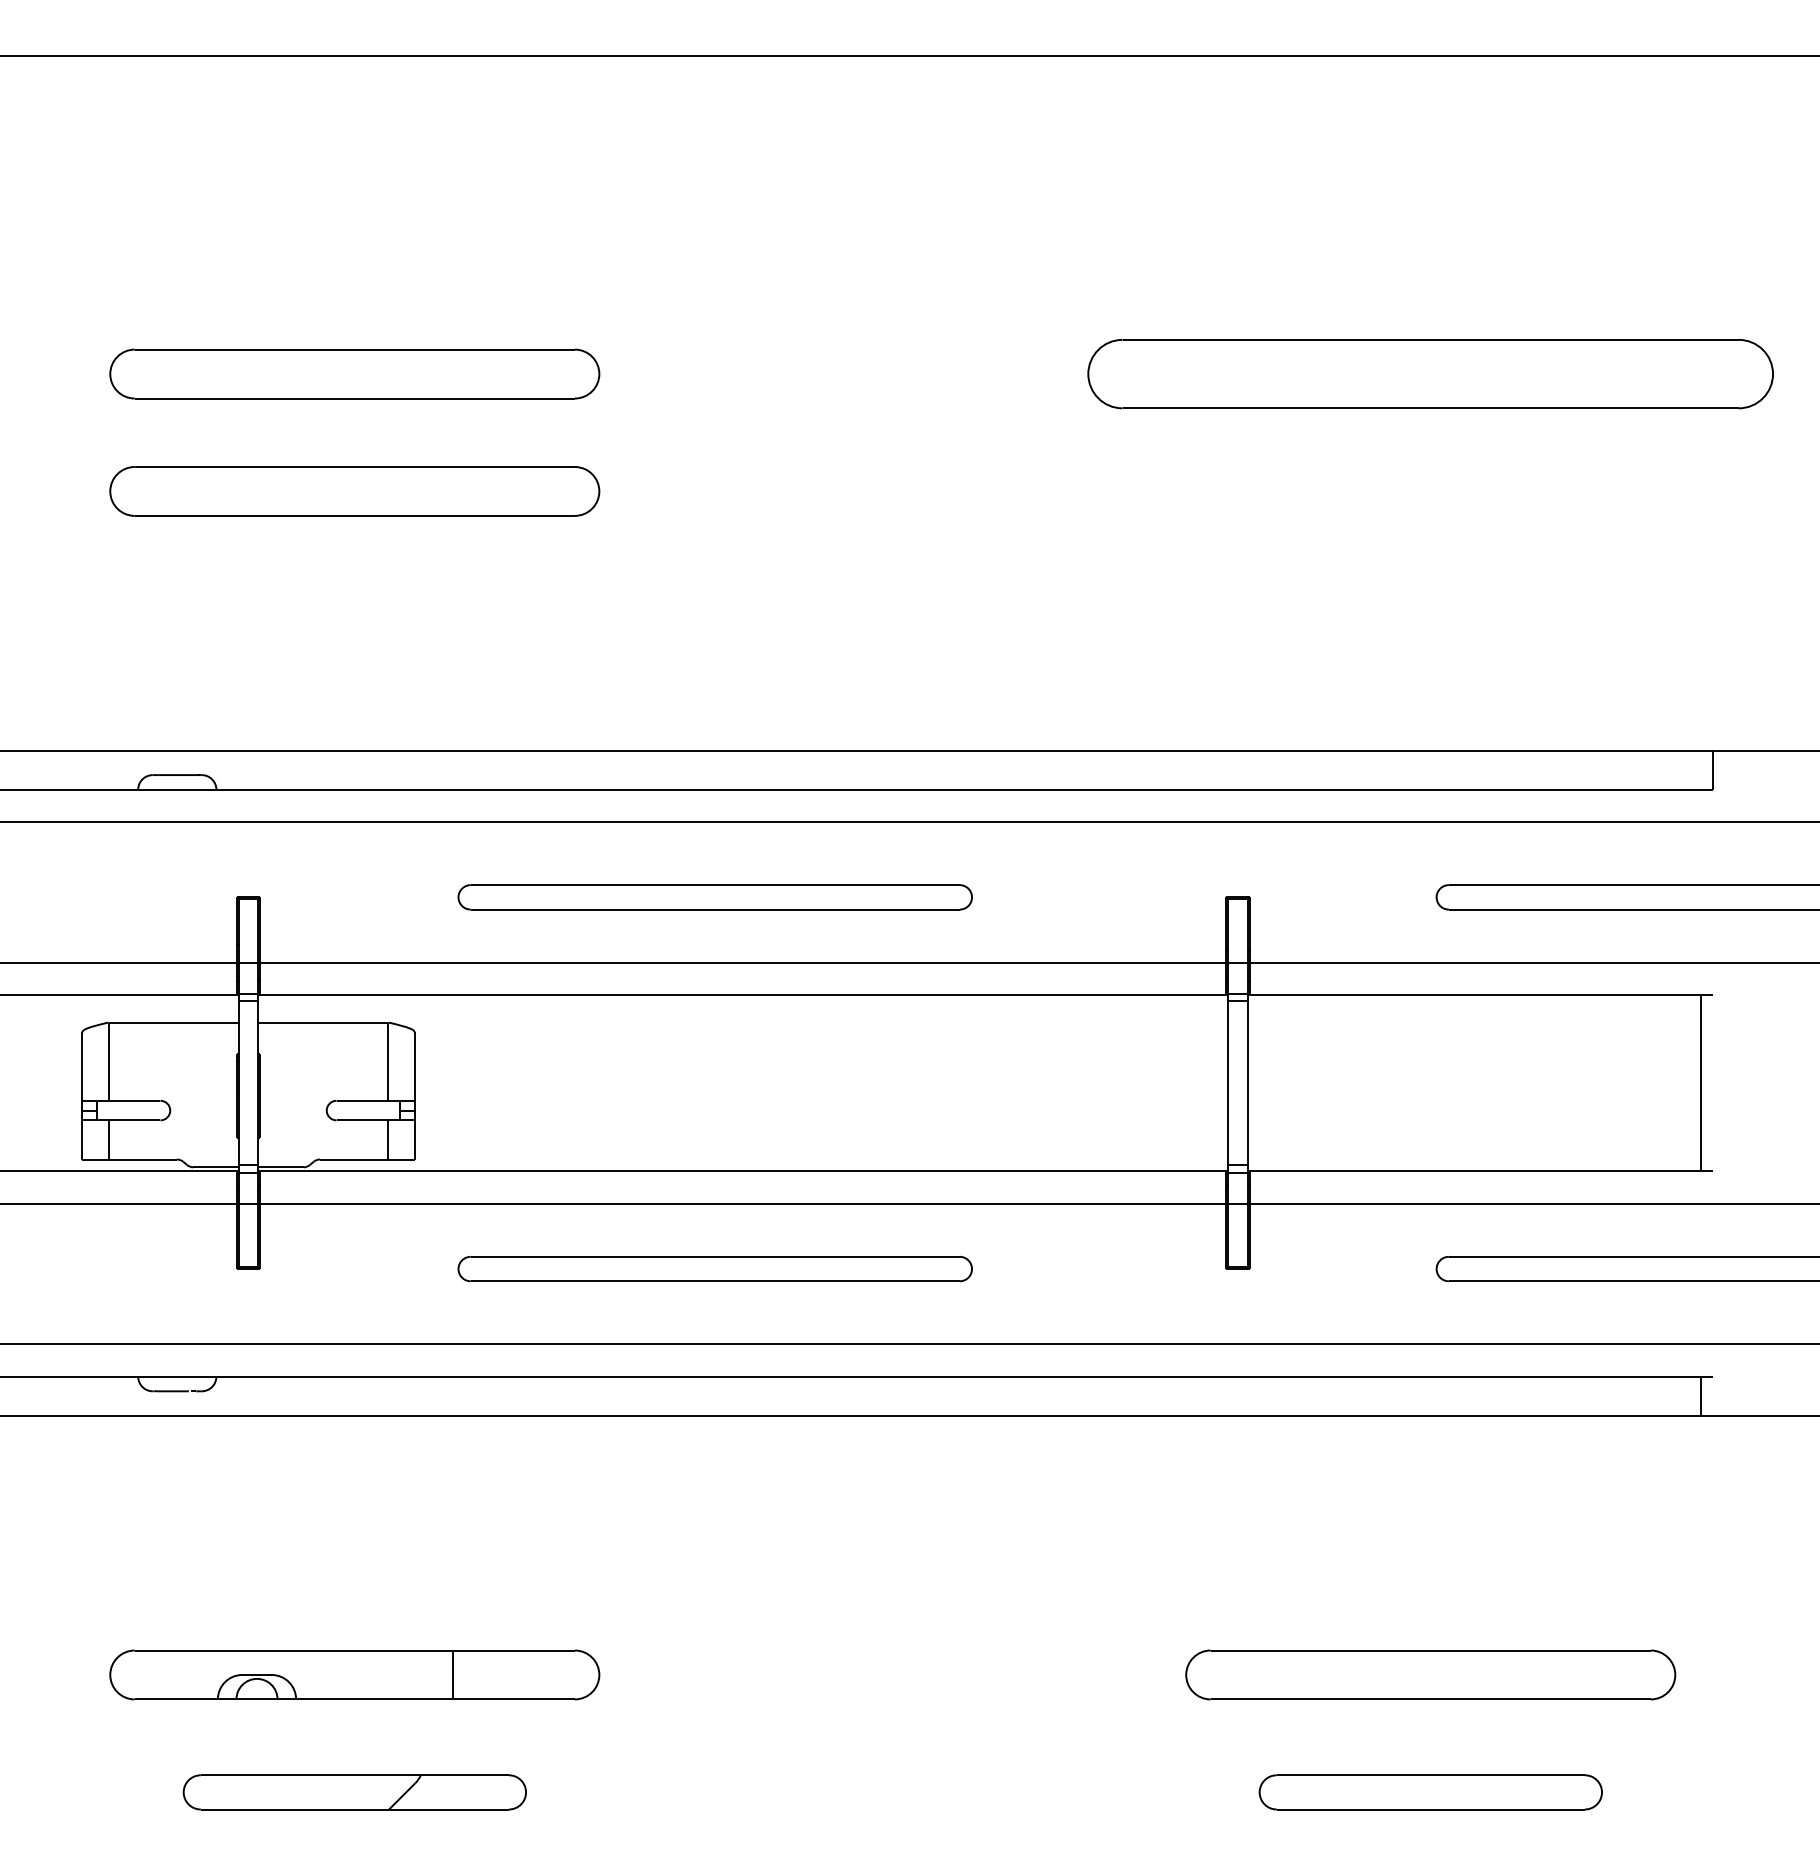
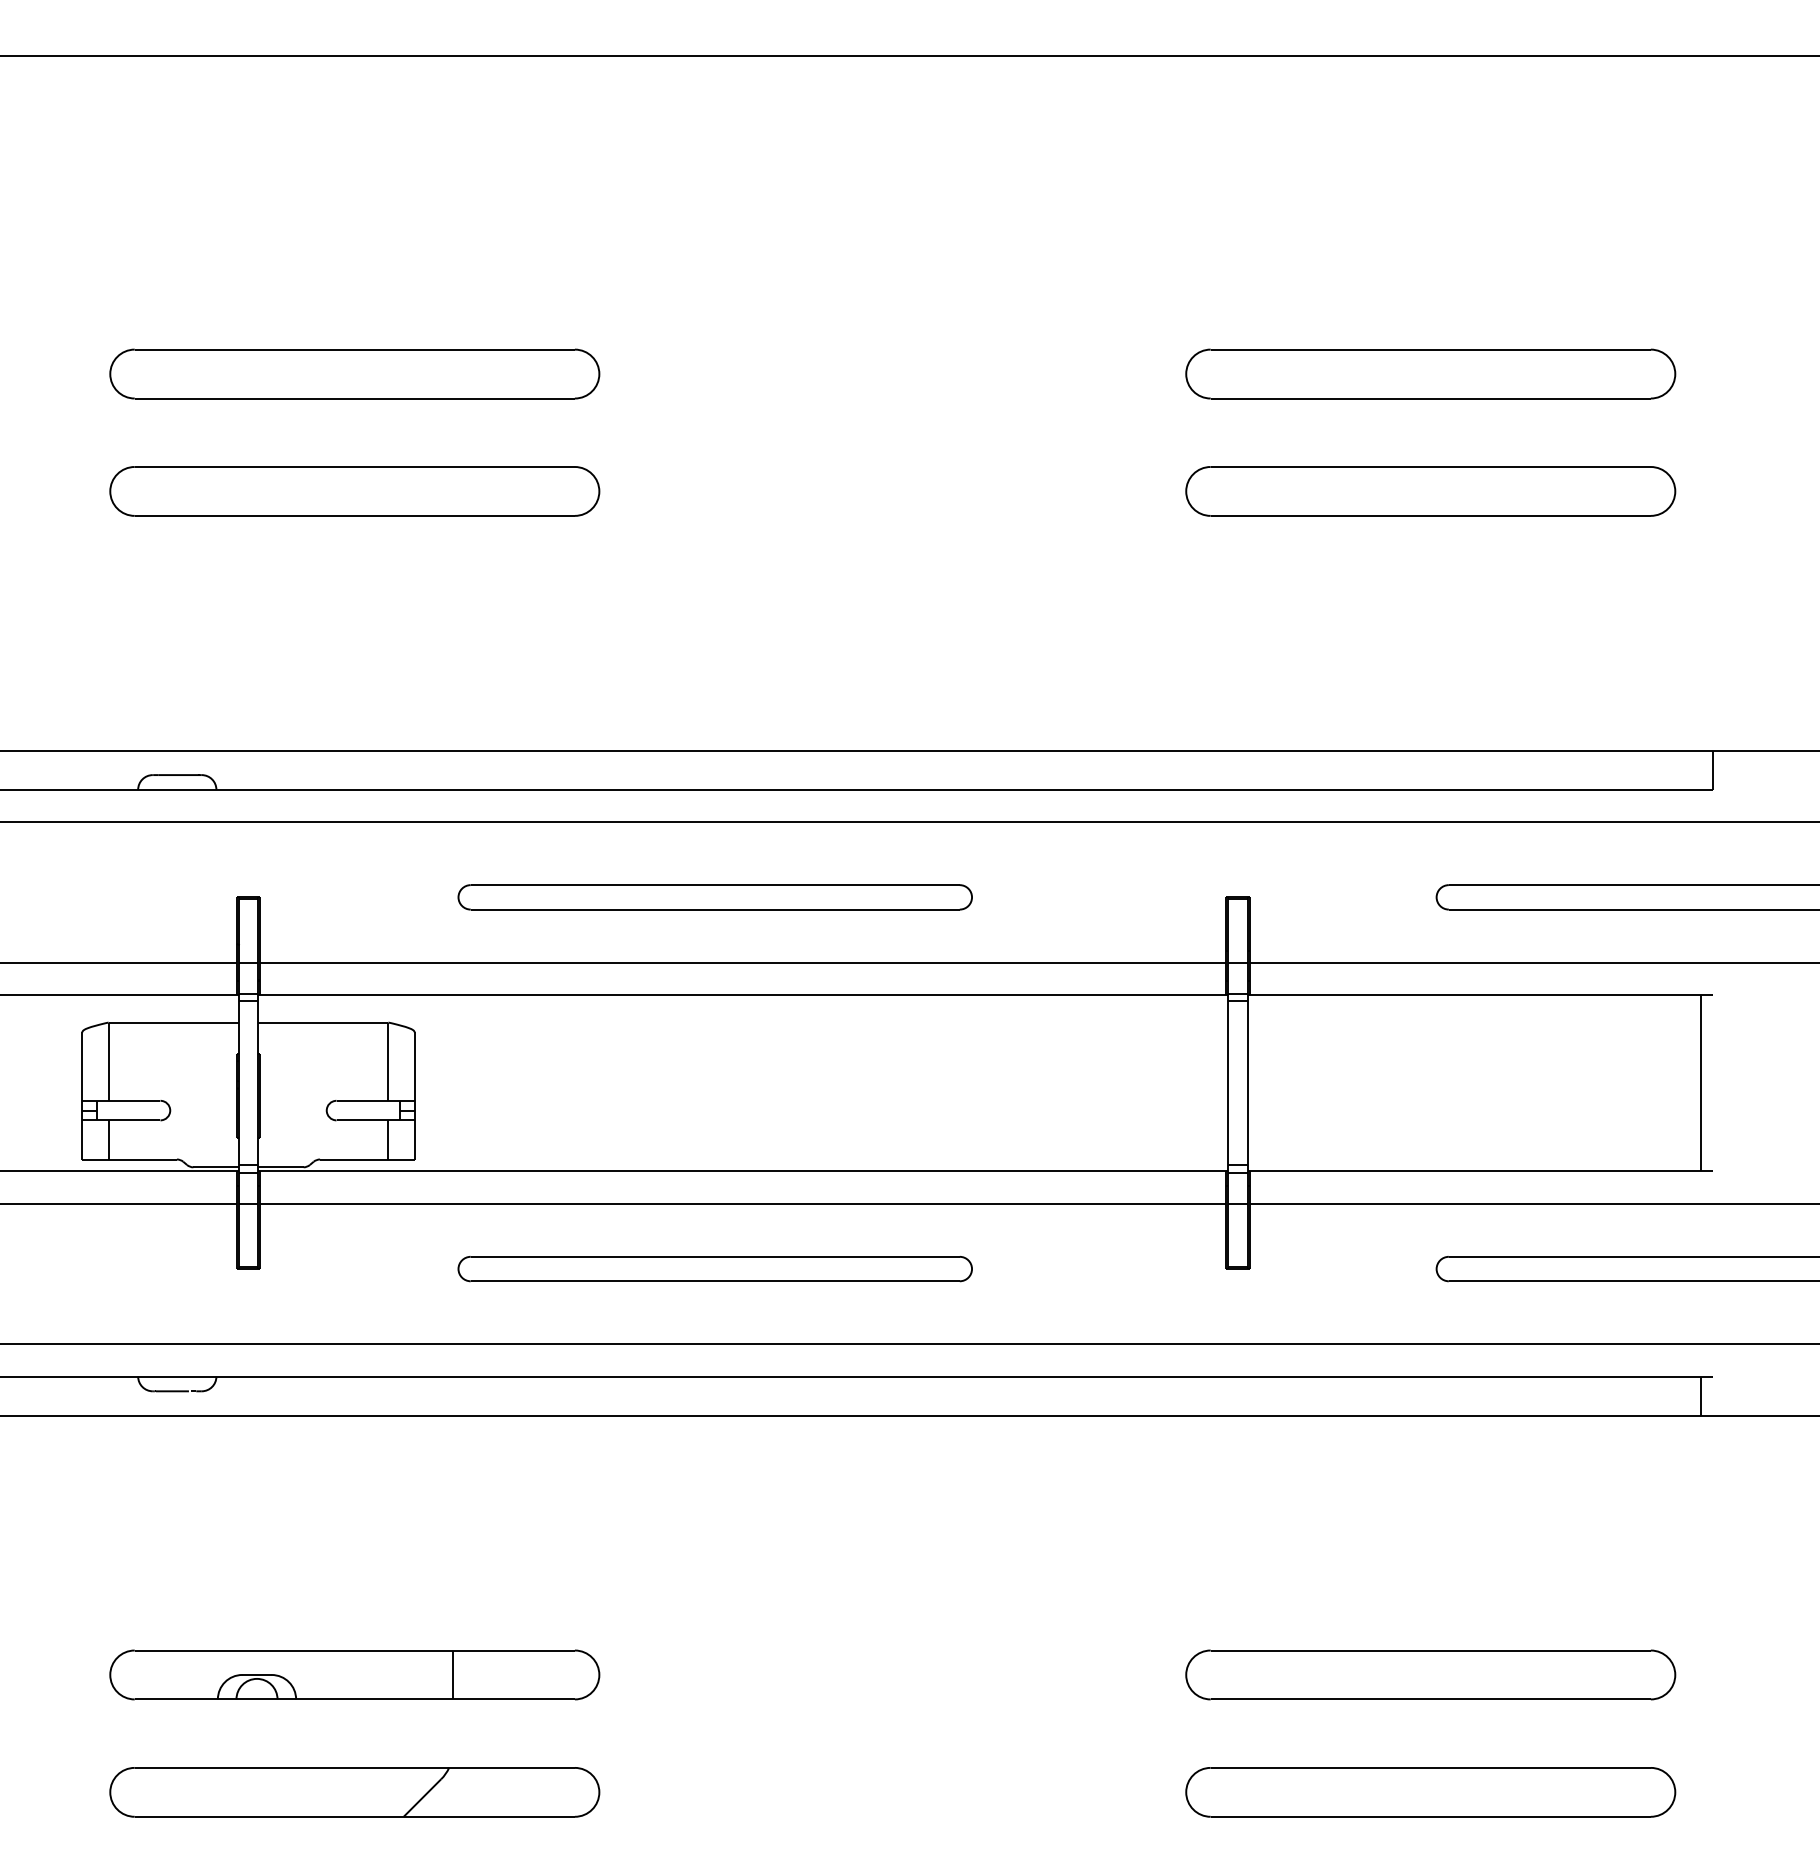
part size: 687x71 px -> 492x52 px (1430, 373)
part: none -> present (1430, 491)
part size: 345x37 px -> 492x51 px (354, 1792)
part size: 345x37 px -> 492x51 px (1430, 1792)
